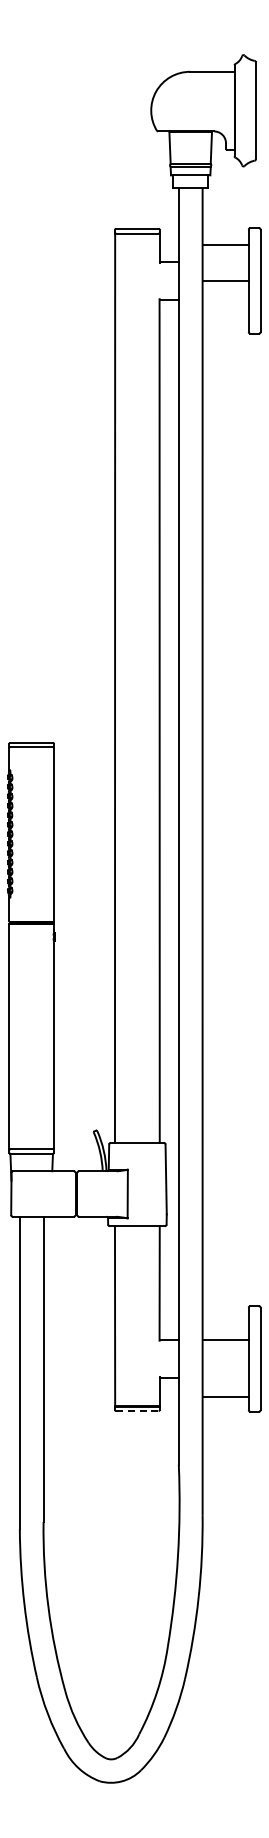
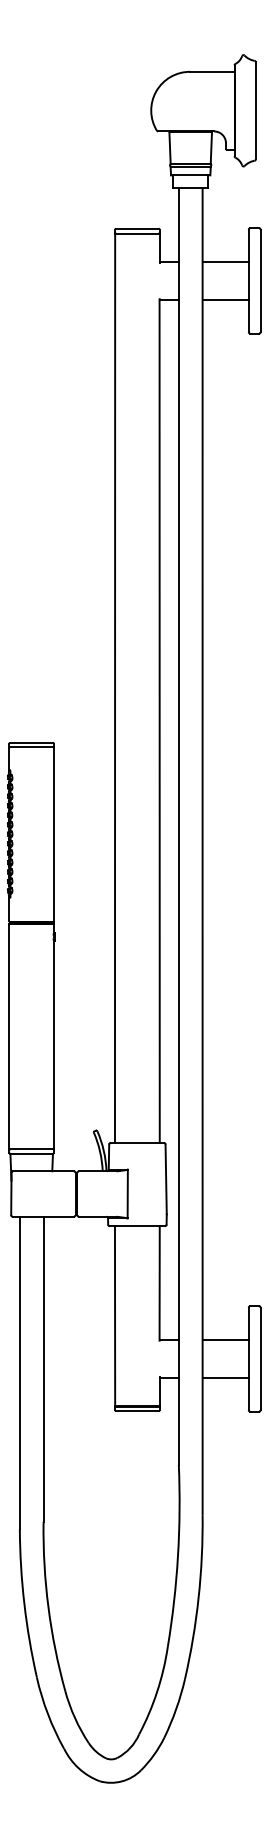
line position: (225, 244) -> (225, 261) (225, 261)
line position: (225, 280) -> (225, 299) (225, 299)
line position: (225, 1396) -> (225, 1377) (225, 1377)
line: dashed -> solid (137, 1411)
